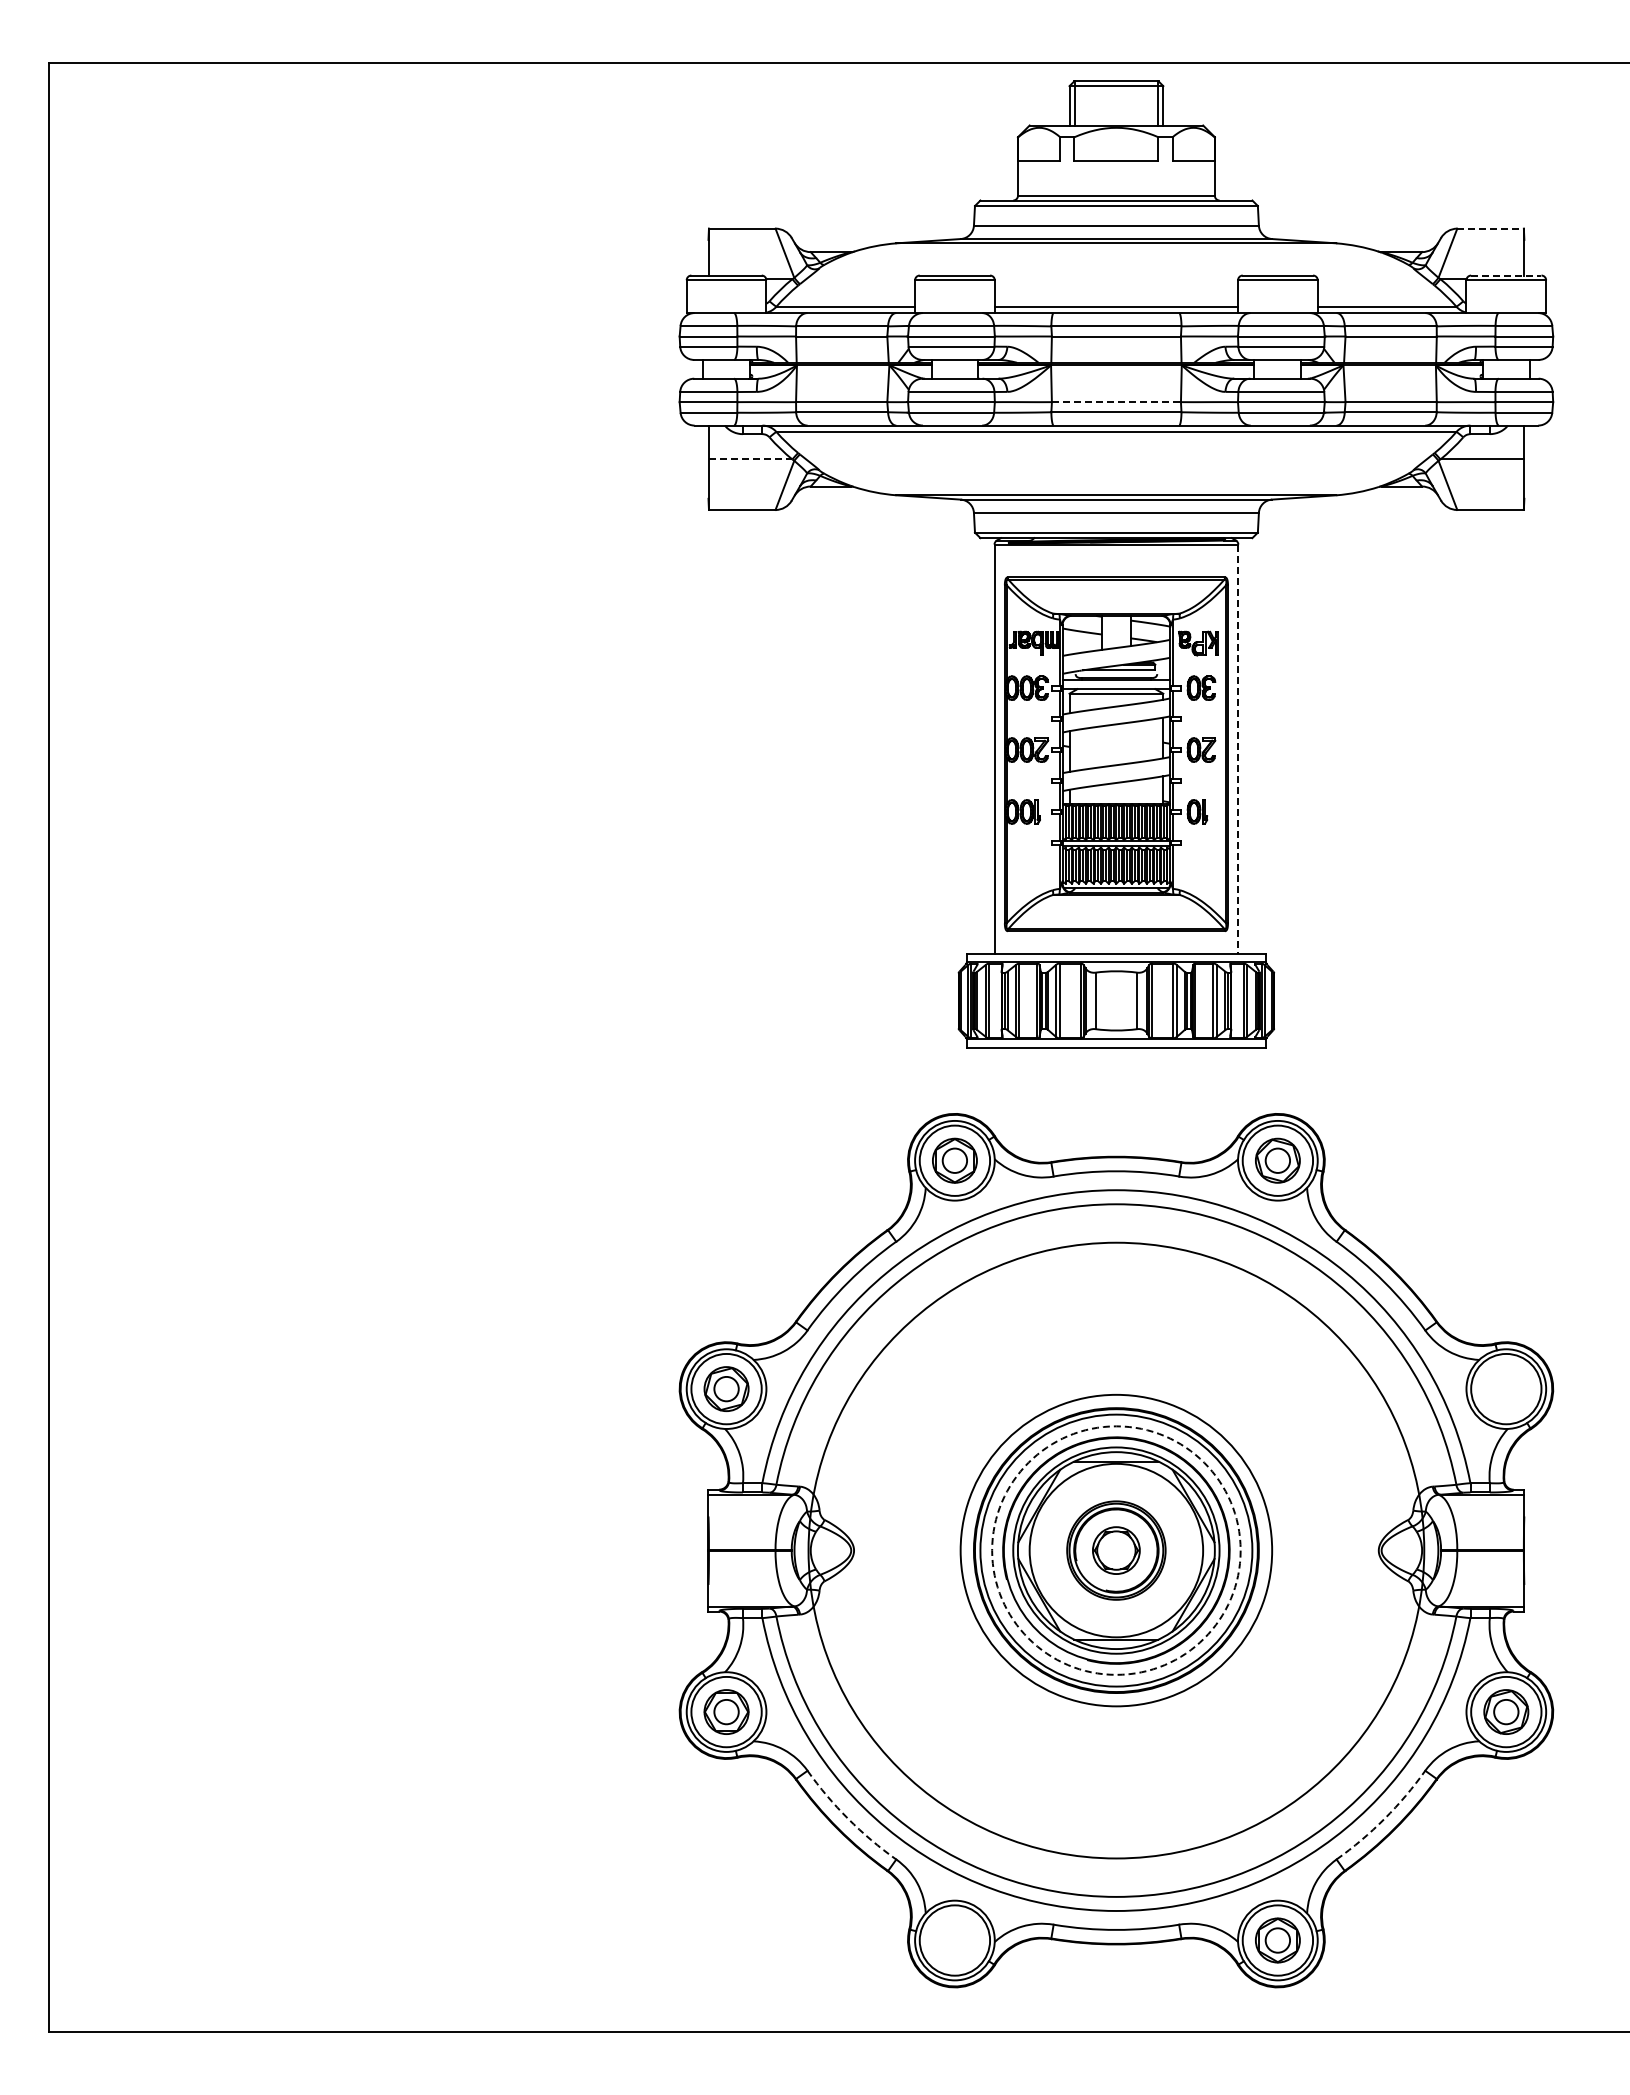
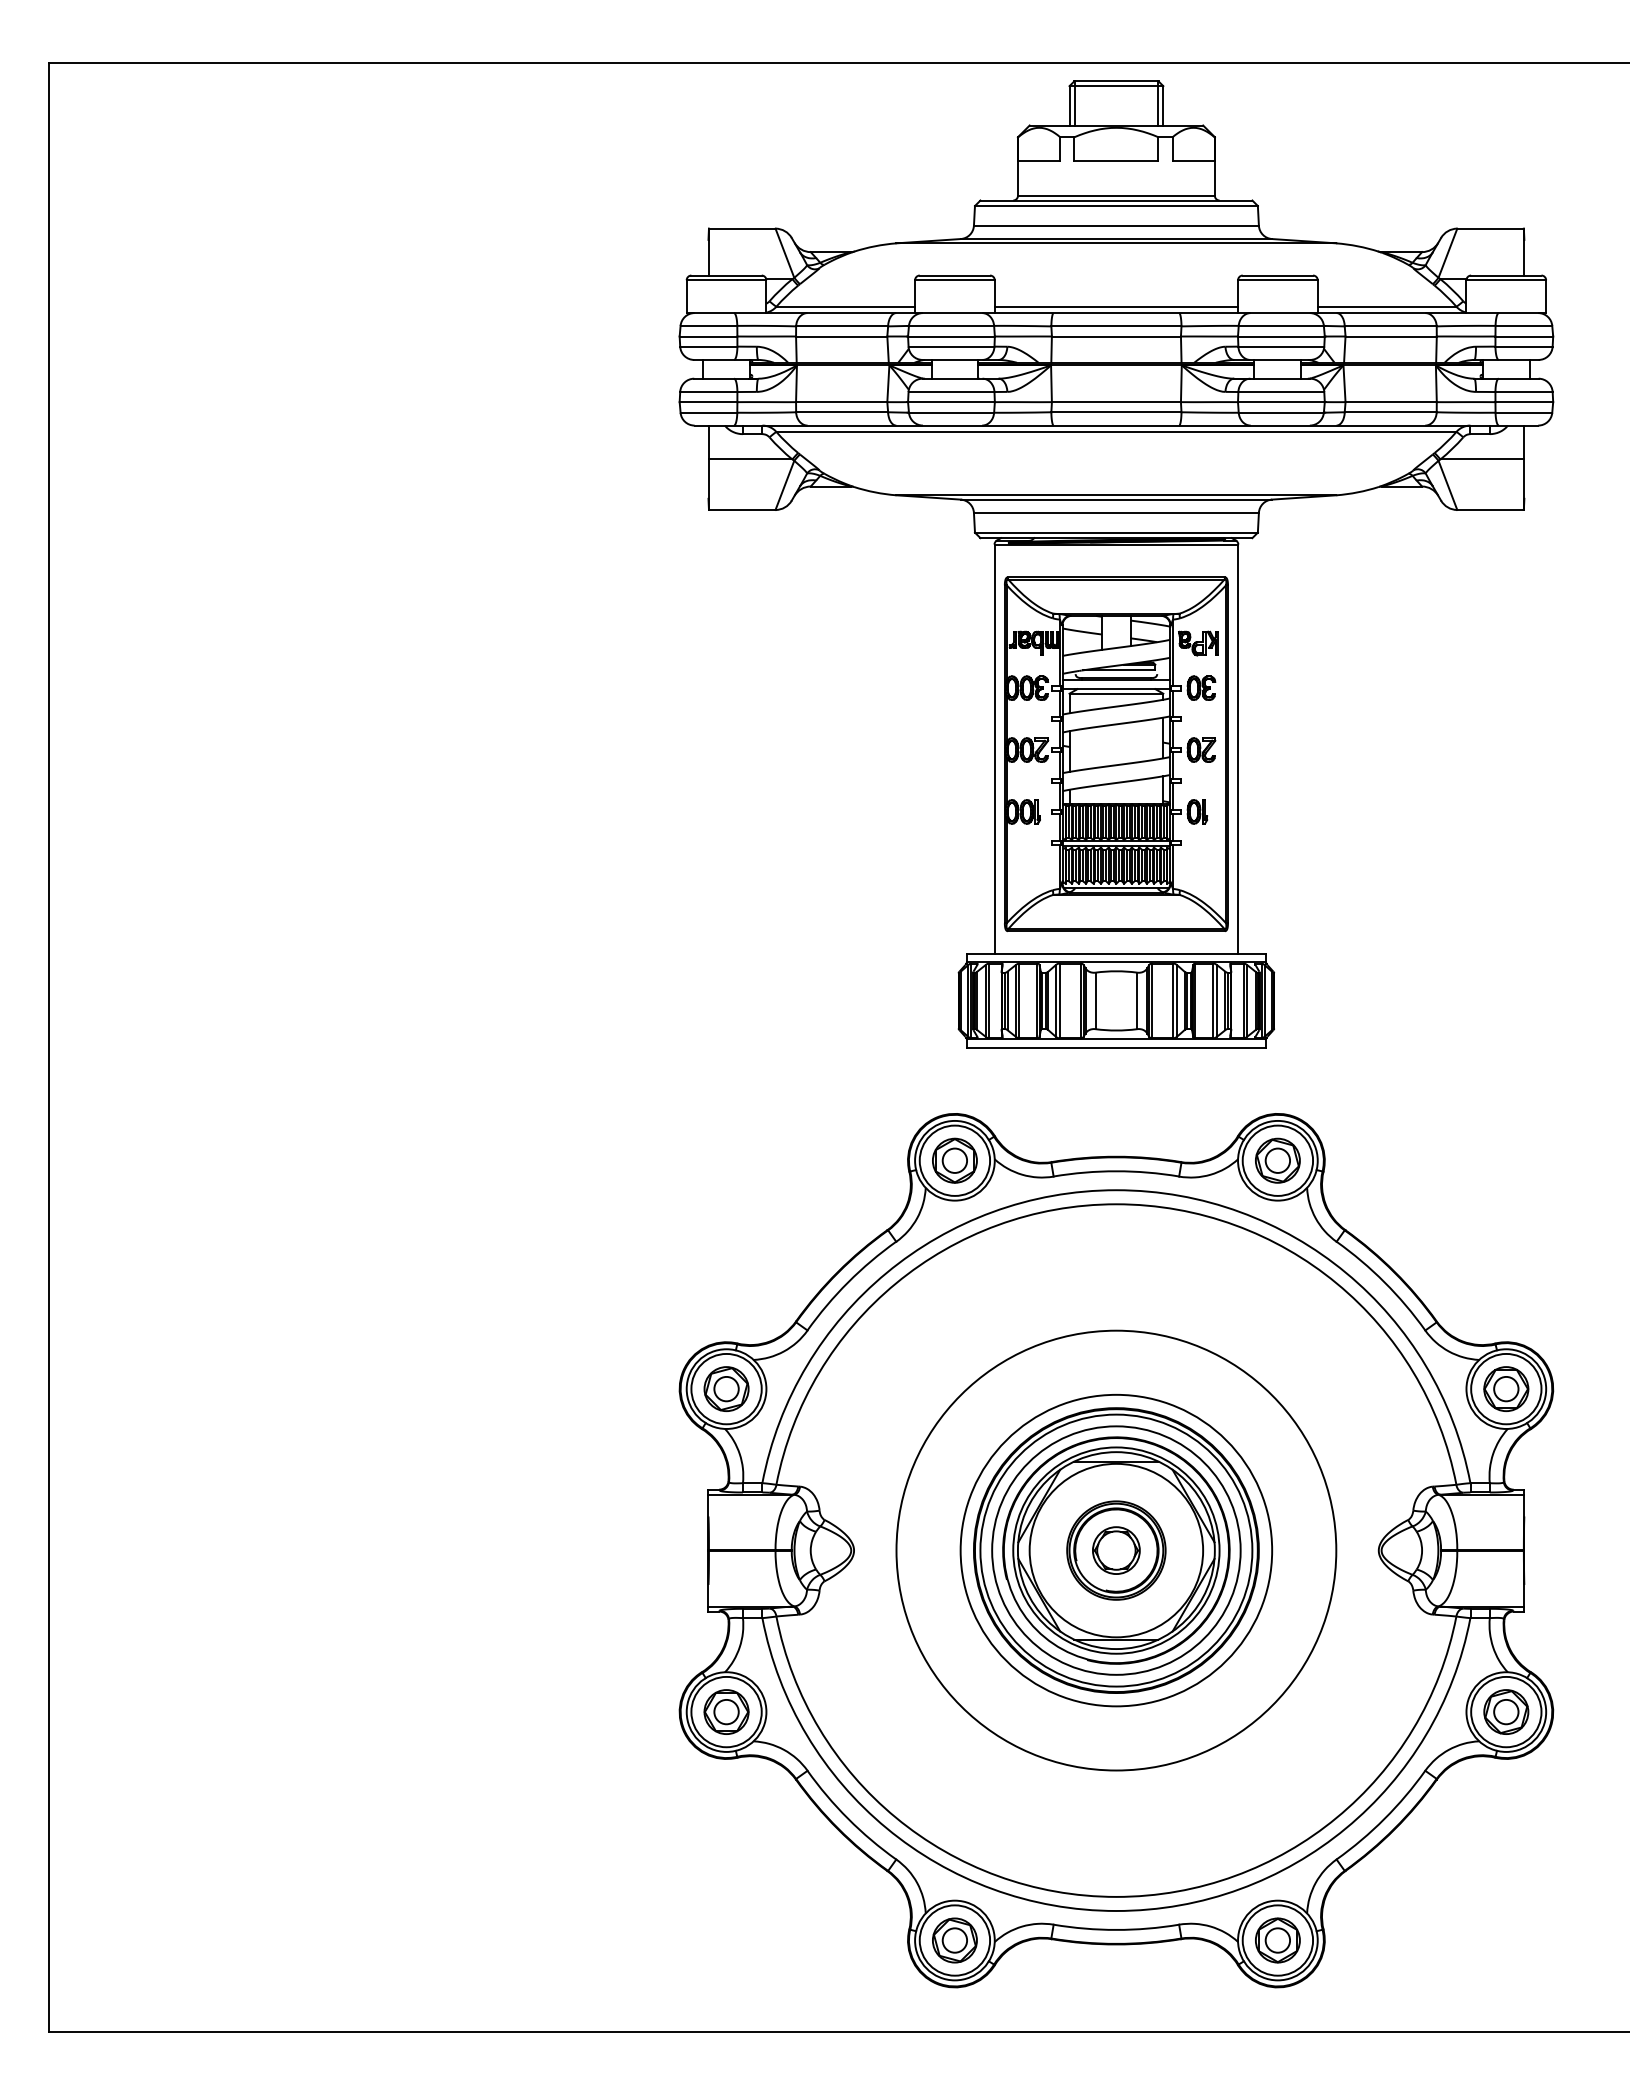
line: dashed -> solid (1491, 228)
line: dashed -> solid (1506, 275)
line: dashed -> solid (1116, 402)
line: dashed -> solid (750, 459)
line: dashed -> solid (1238, 749)
part: none -> present (1506, 1388)
circle diameter: 616 px -> 440 px (1116, 1550)
circle: dashed -> solid (1116, 1550)
arc: dashed -> solid (848, 1818)
arc: dashed -> solid (1384, 1818)
part: none -> present (954, 1940)
